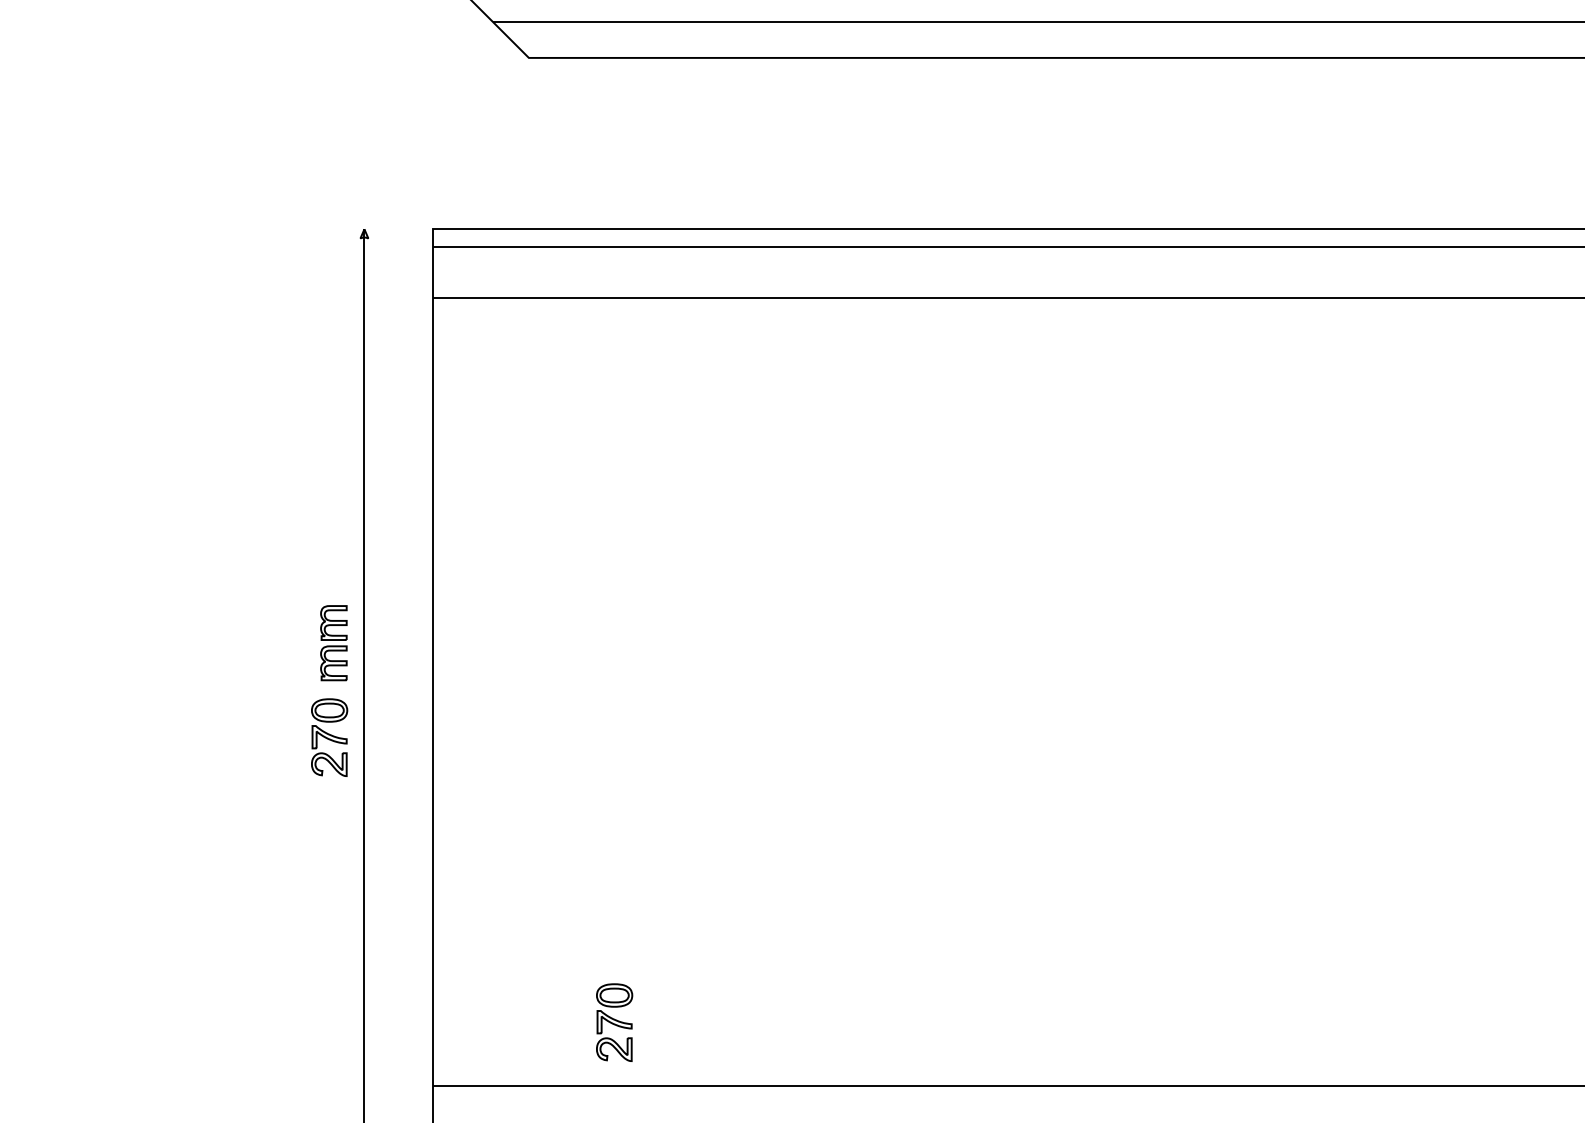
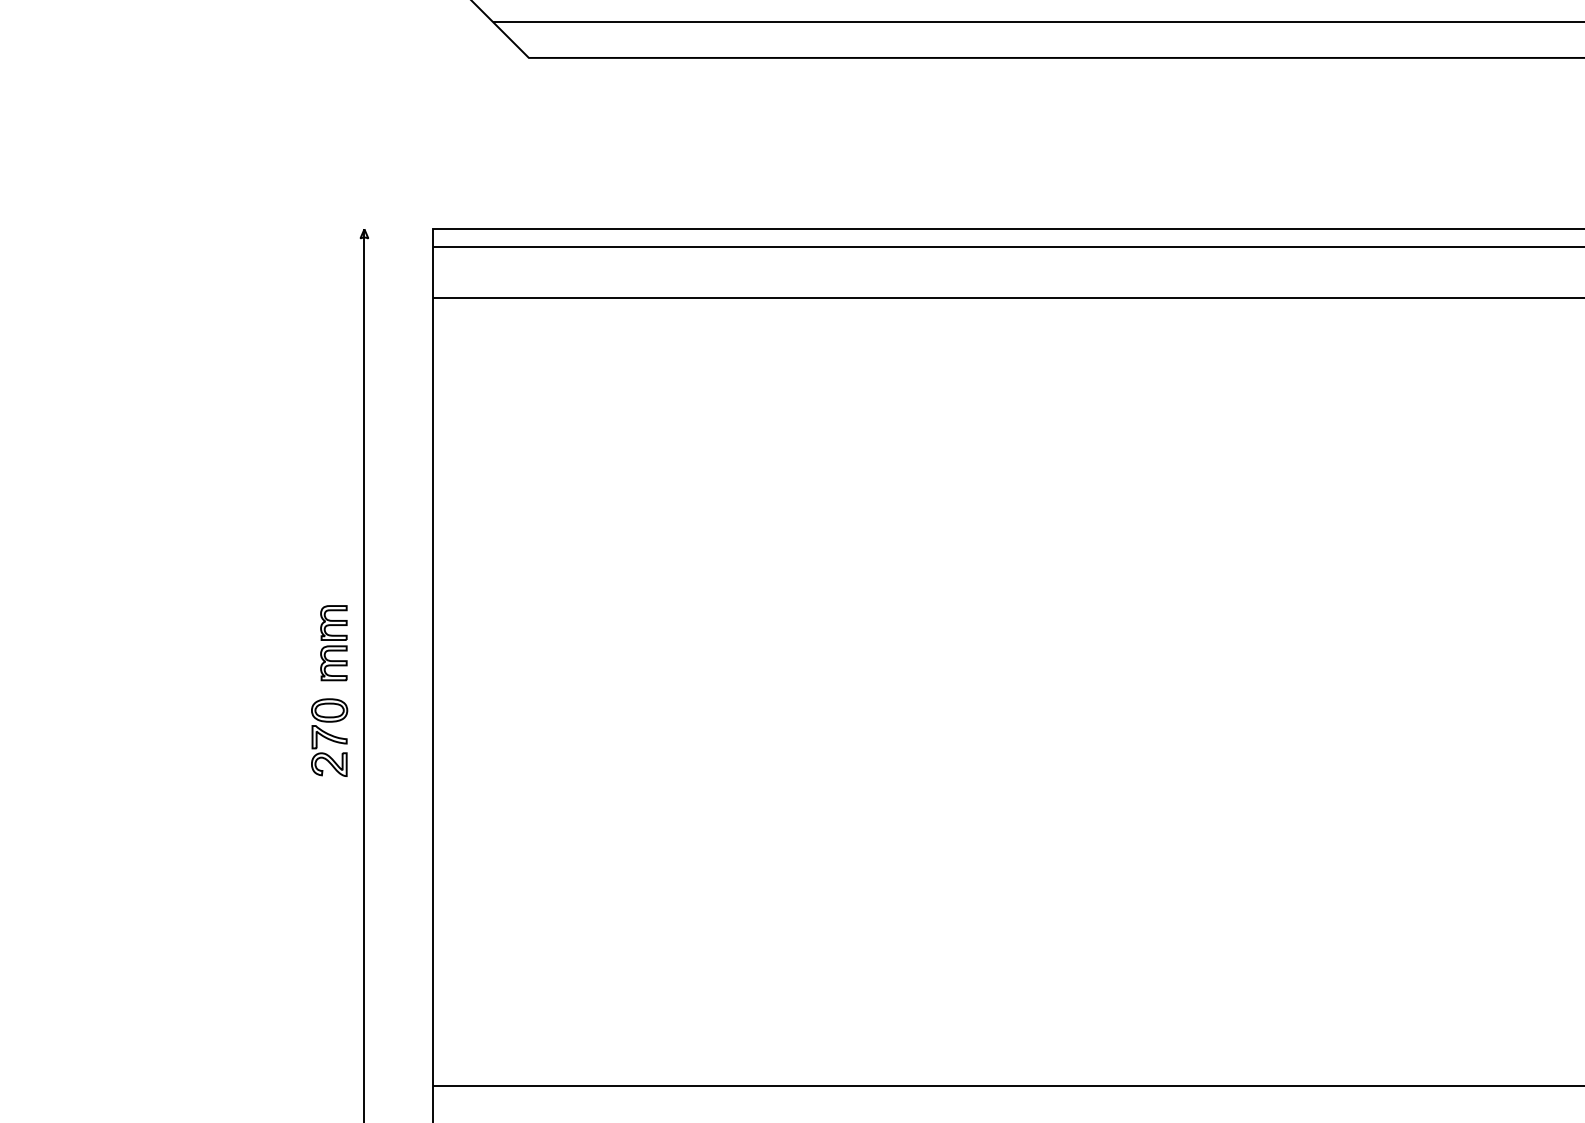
part: present -> none (614, 1022)
